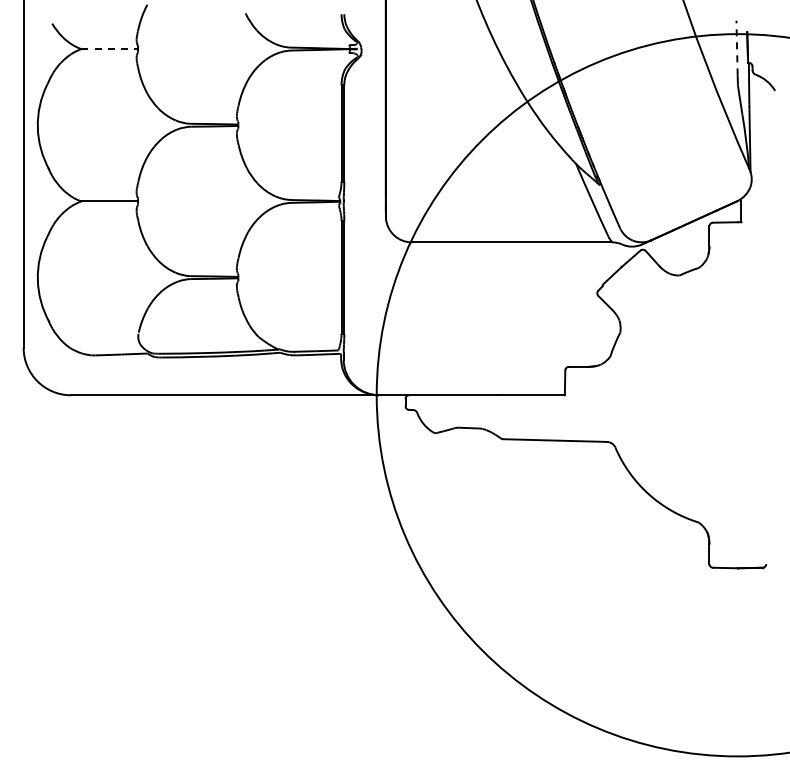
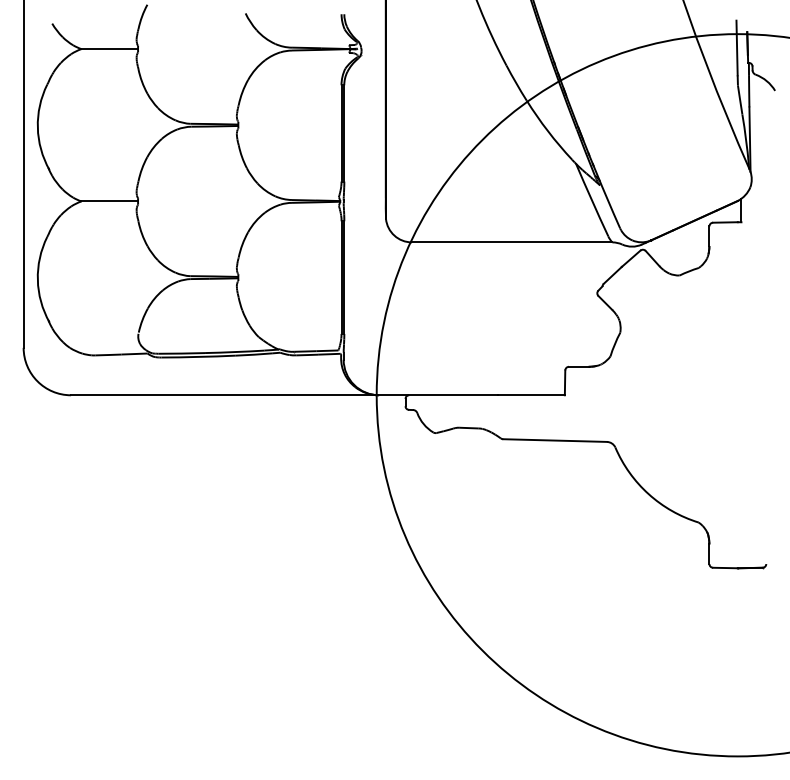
line: dashed -> solid (737, 47)
line: dashed -> solid (110, 49)
